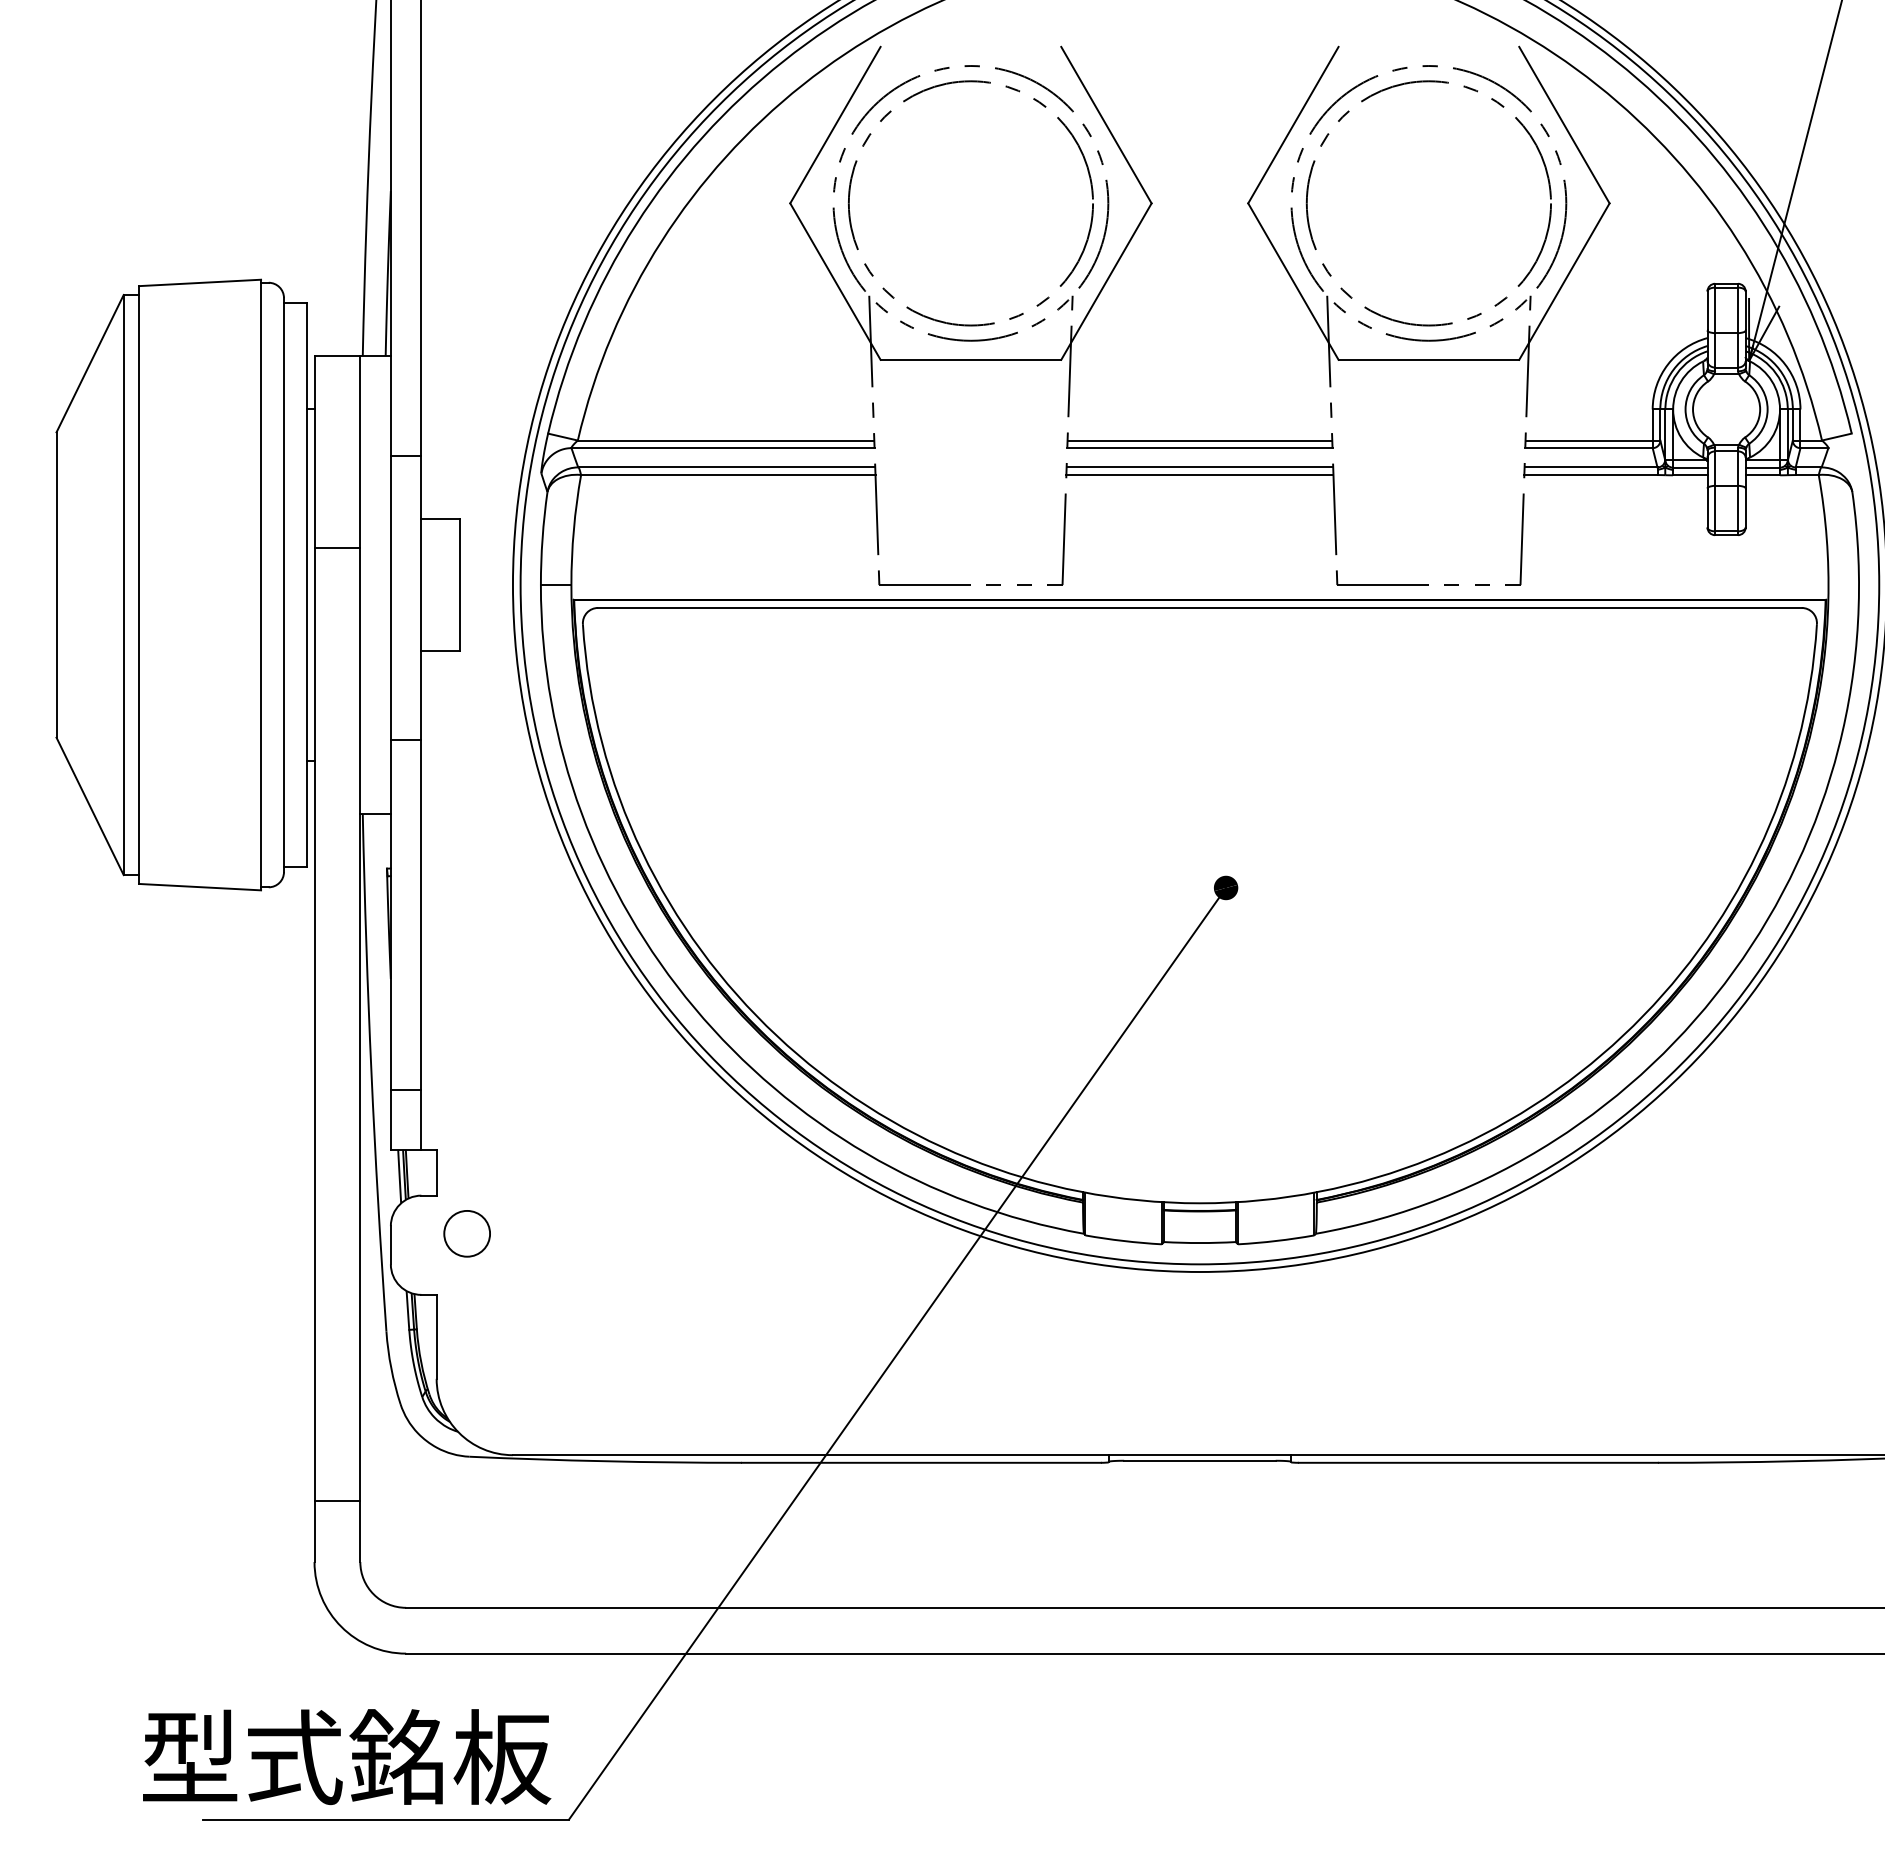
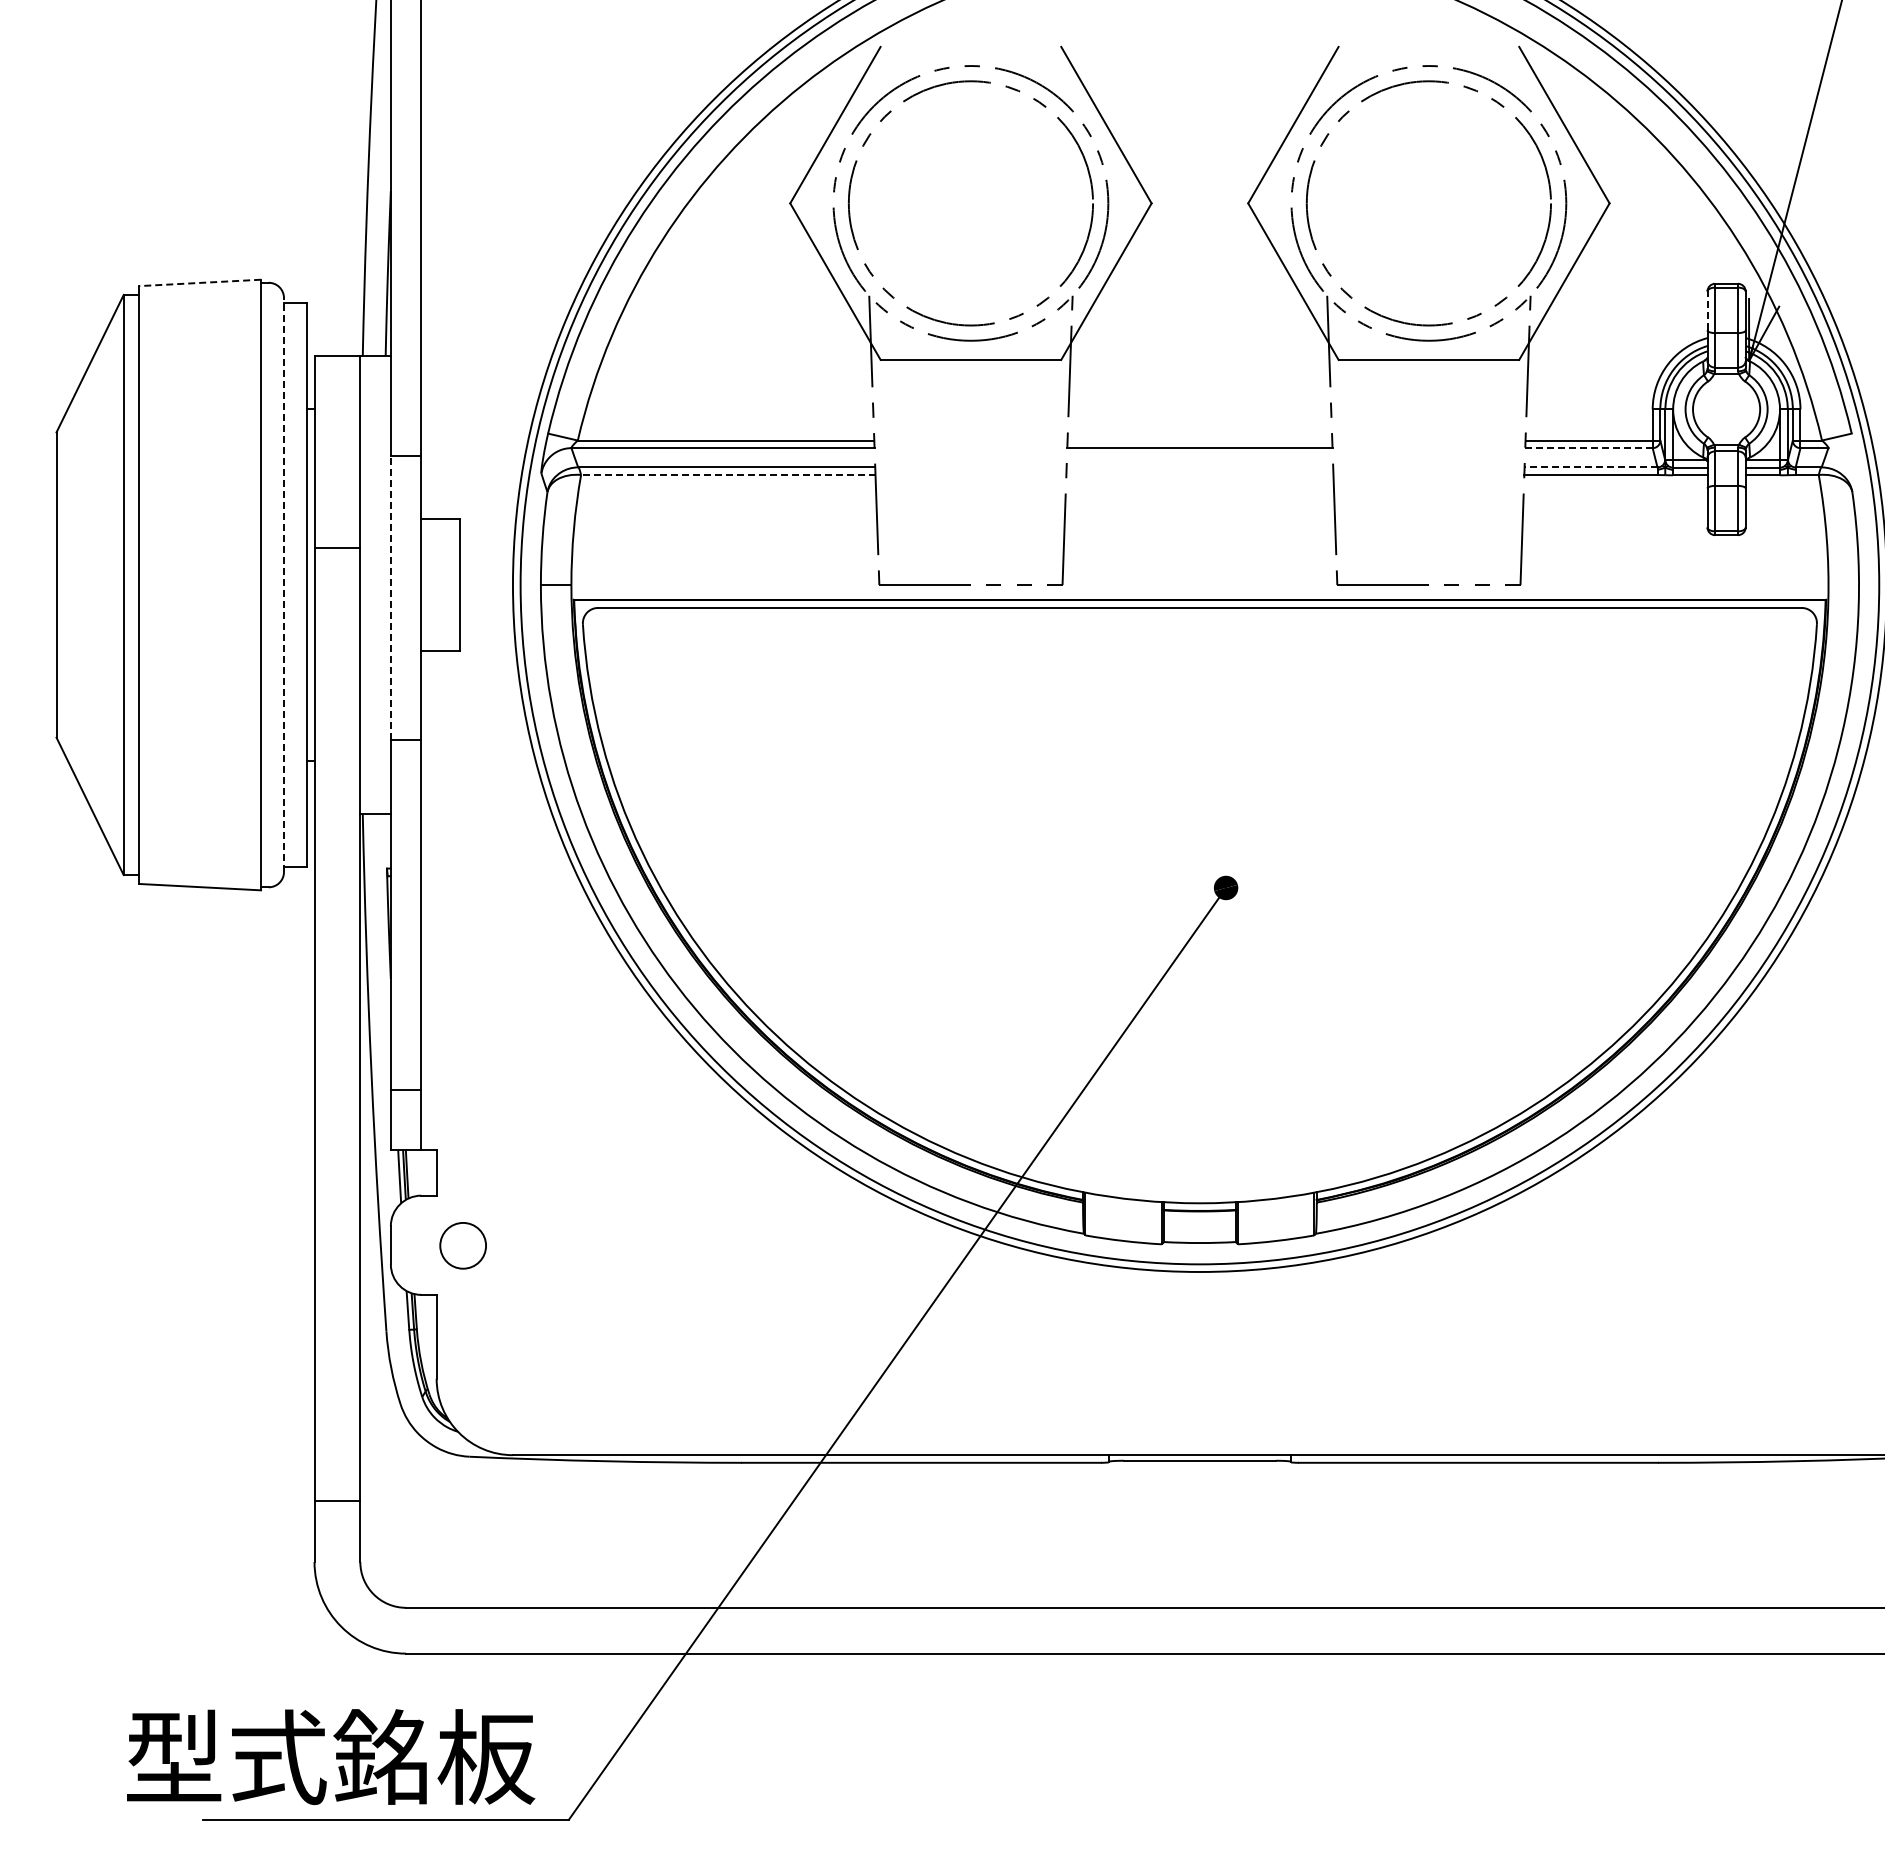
line: solid -> dashed (199, 282)
line: solid -> dashed (1707, 310)
line: present -> none (1199, 440)
line: solid -> dashed (1588, 448)
line: present -> none (1199, 467)
line: solid -> dashed (1590, 467)
line: solid -> dashed (727, 475)
line: present -> none (1199, 475)
line: solid -> dashed (284, 585)
line: solid -> dashed (390, 597)
circle position: (466, 1233) -> (462, 1245) (462, 1245)
text position: (347, 1757) -> (331, 1757) (331, 1757)
